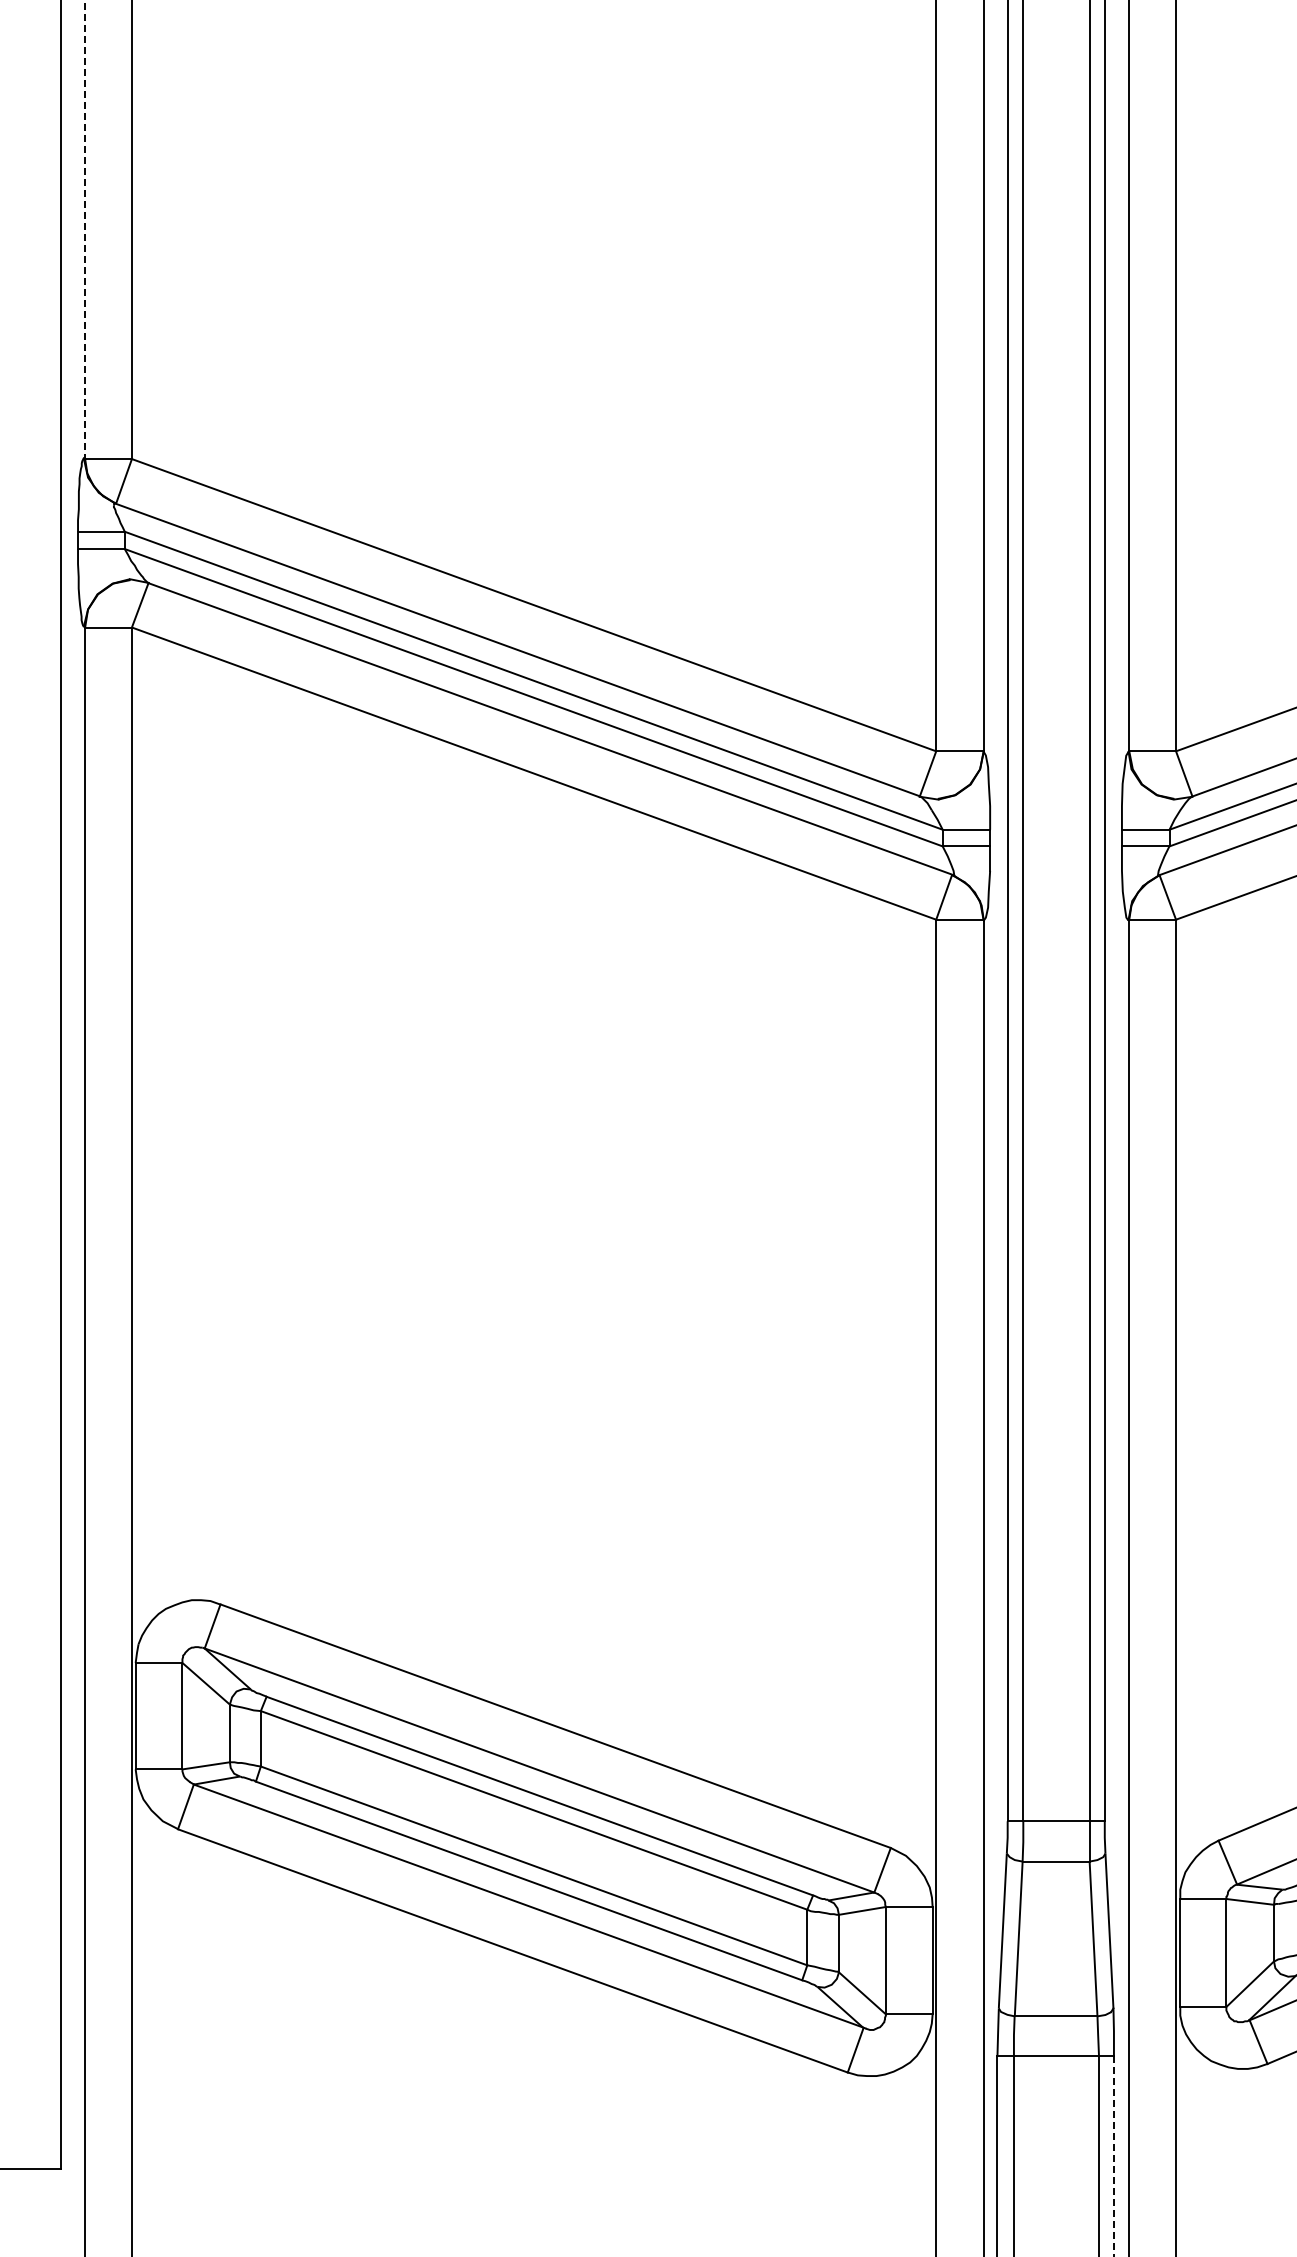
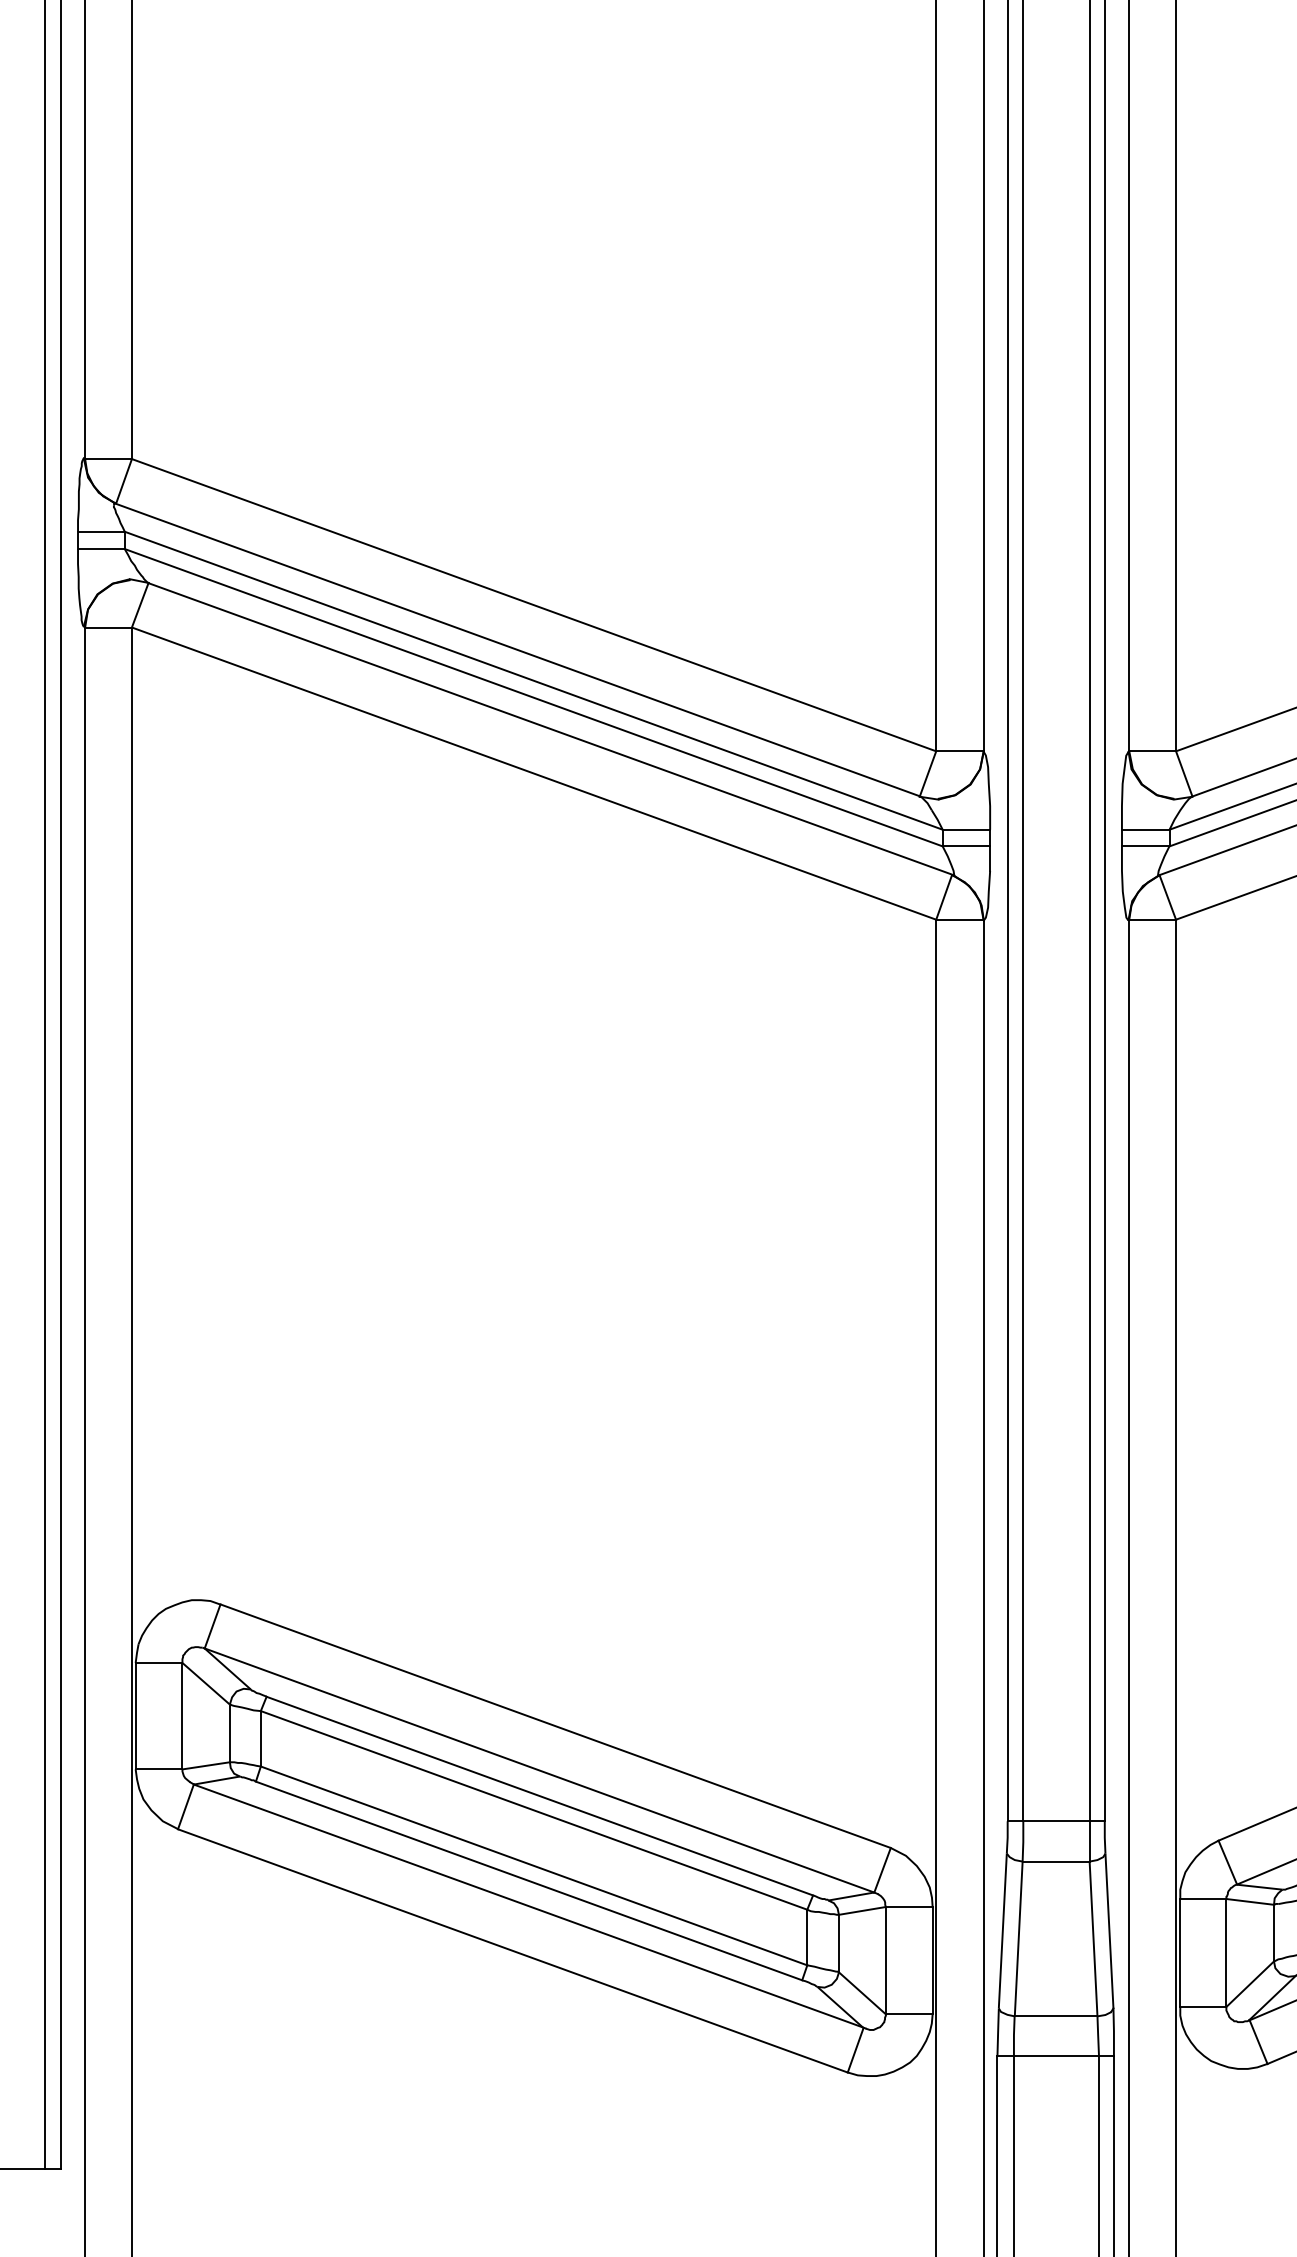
line: dashed -> solid (85, 230)
line: none -> present (44, 1085)
line: dashed -> solid (1113, 2156)
